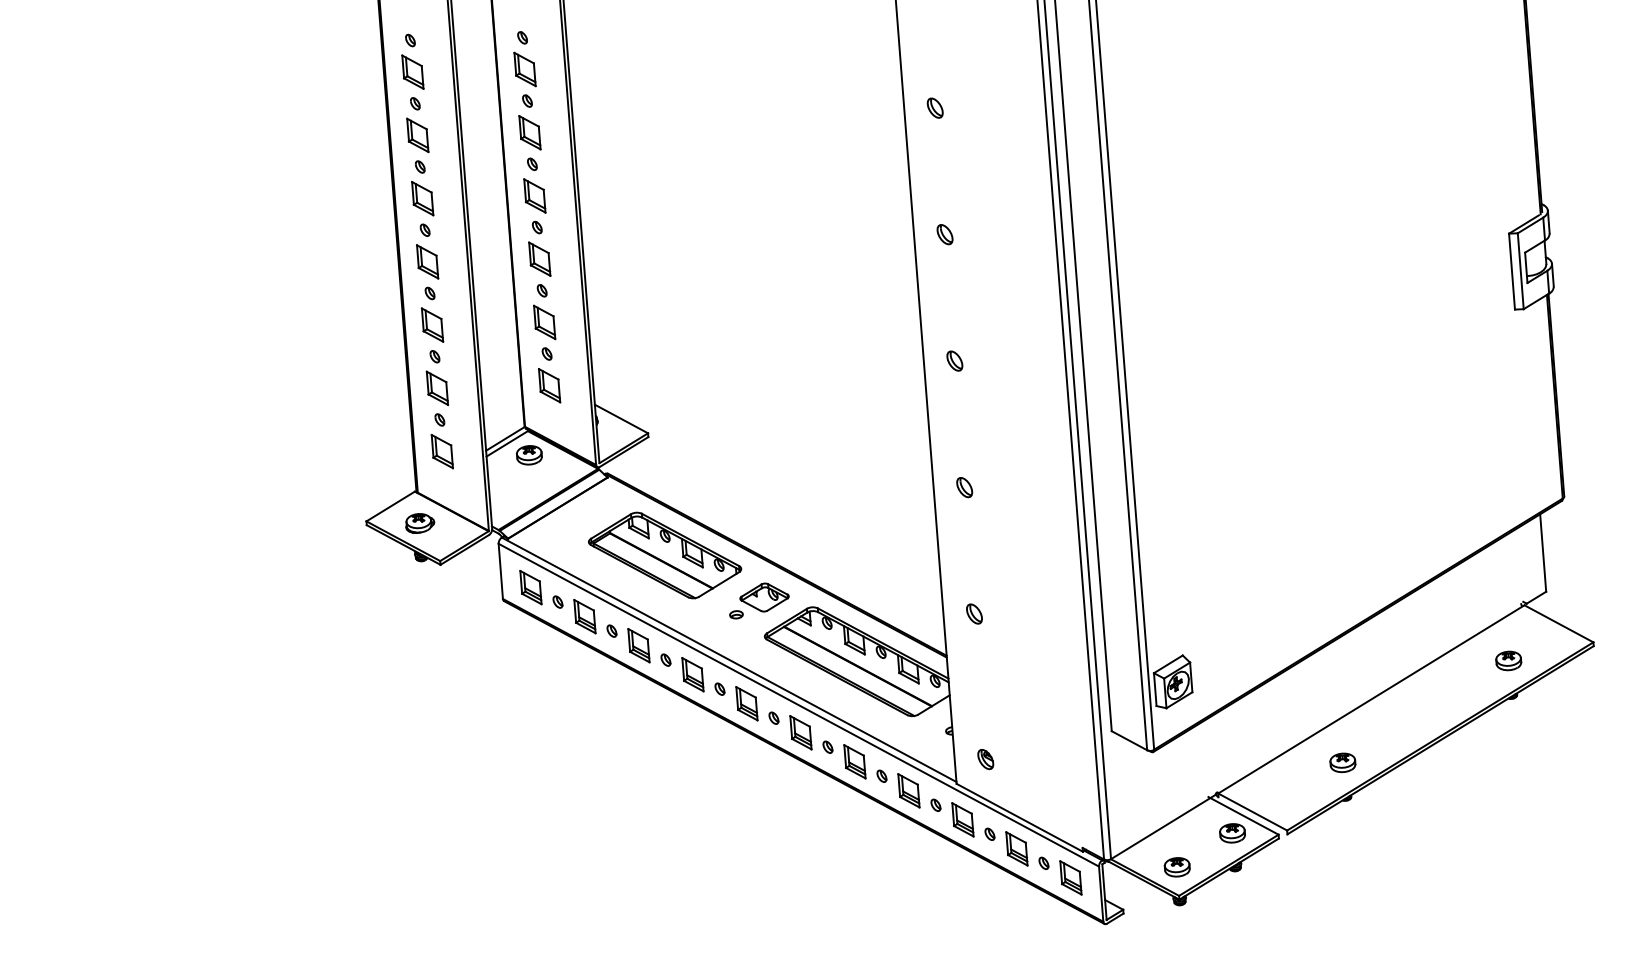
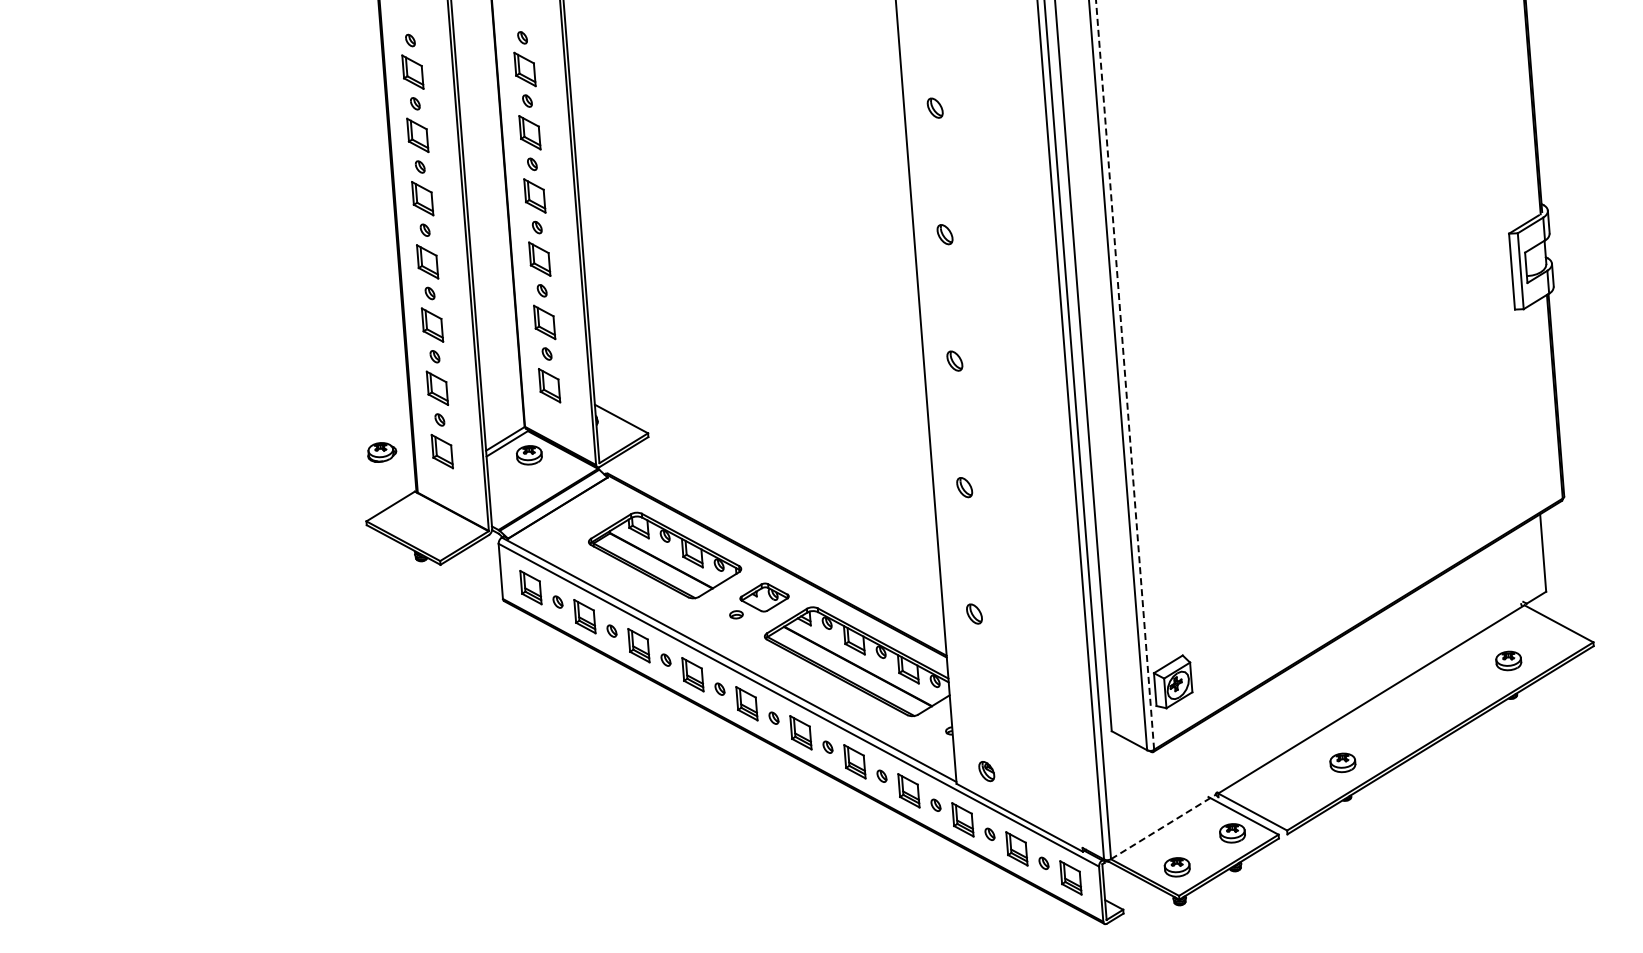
line: solid -> dashed (1125, 374)
part position: (420, 523) -> (382, 452) (382, 452)
part position: (985, 759) -> (986, 771) (986, 771)
line: solid -> dashed (1163, 826)
